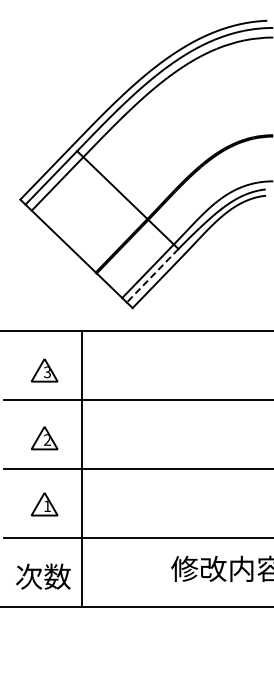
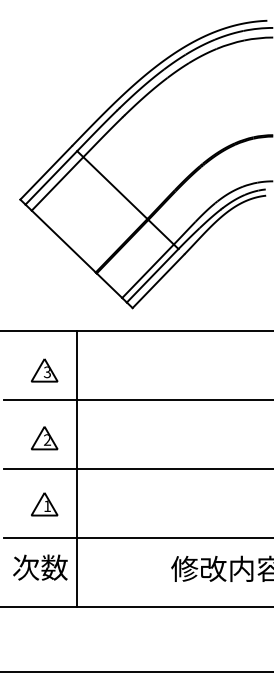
line: dashed -> solid (152, 276)
line position: (81, 468) -> (76, 468) (76, 468)
text position: (43, 576) -> (40, 567) (40, 567)
line: none -> present (136, 672)
